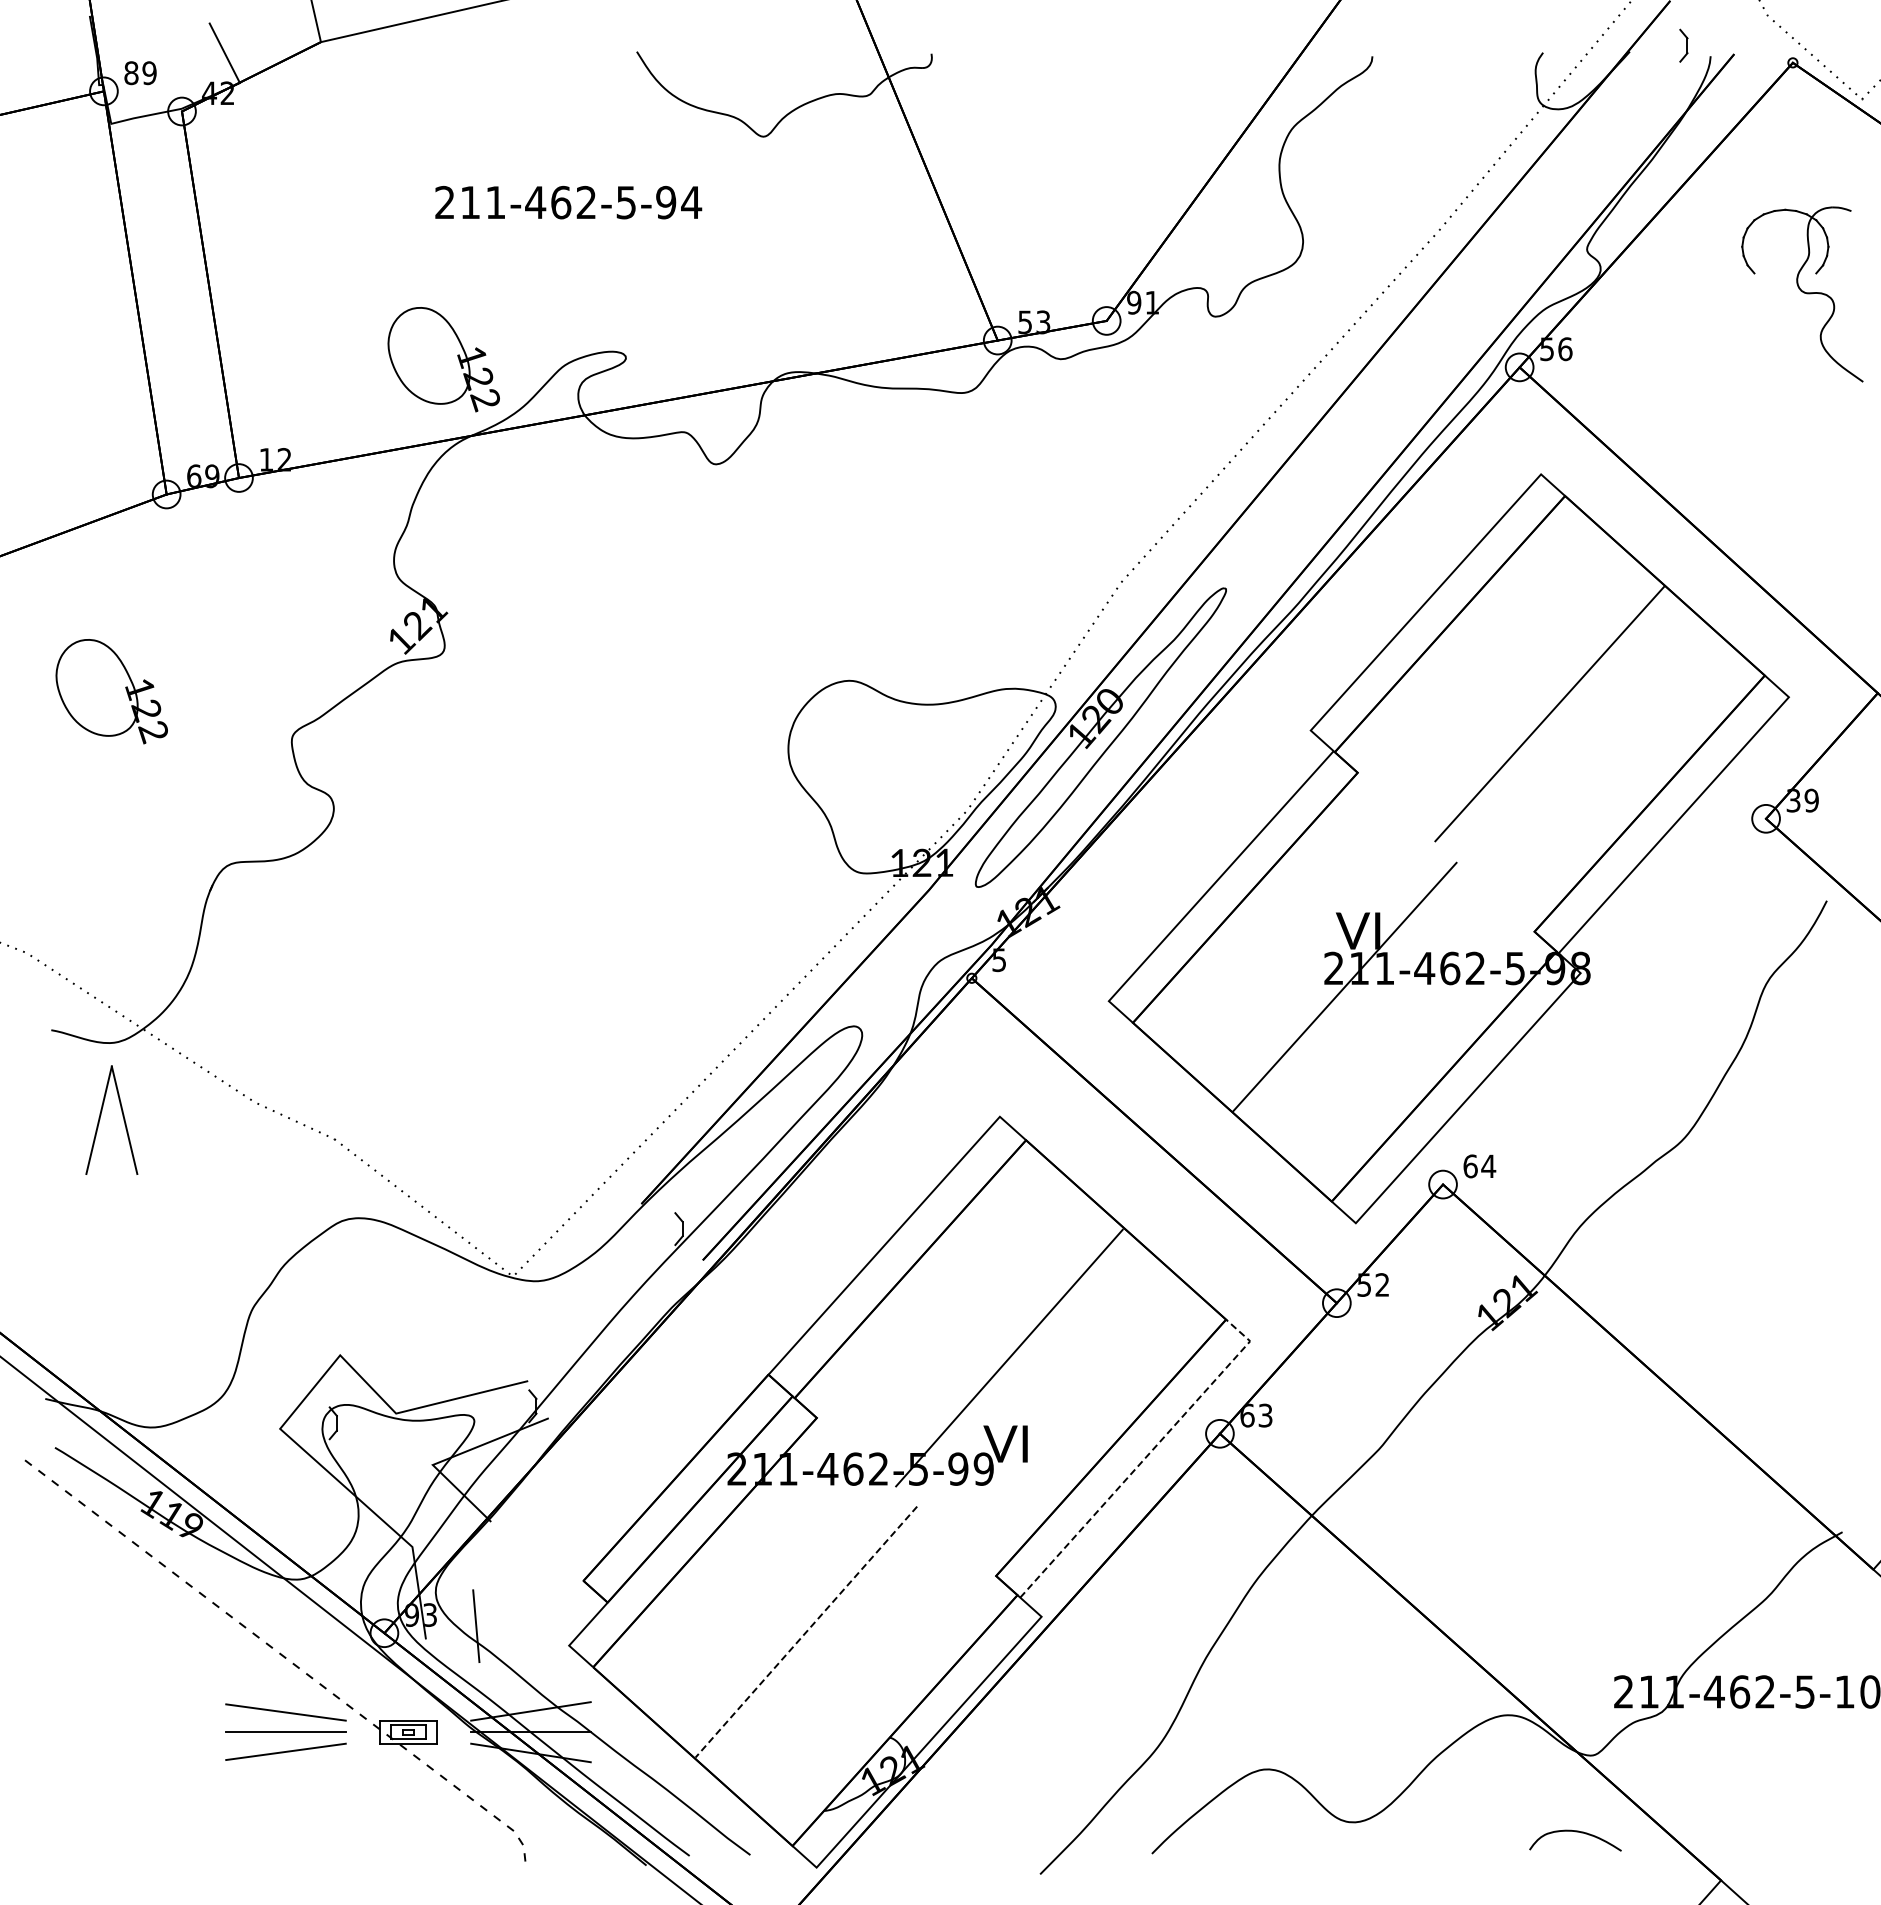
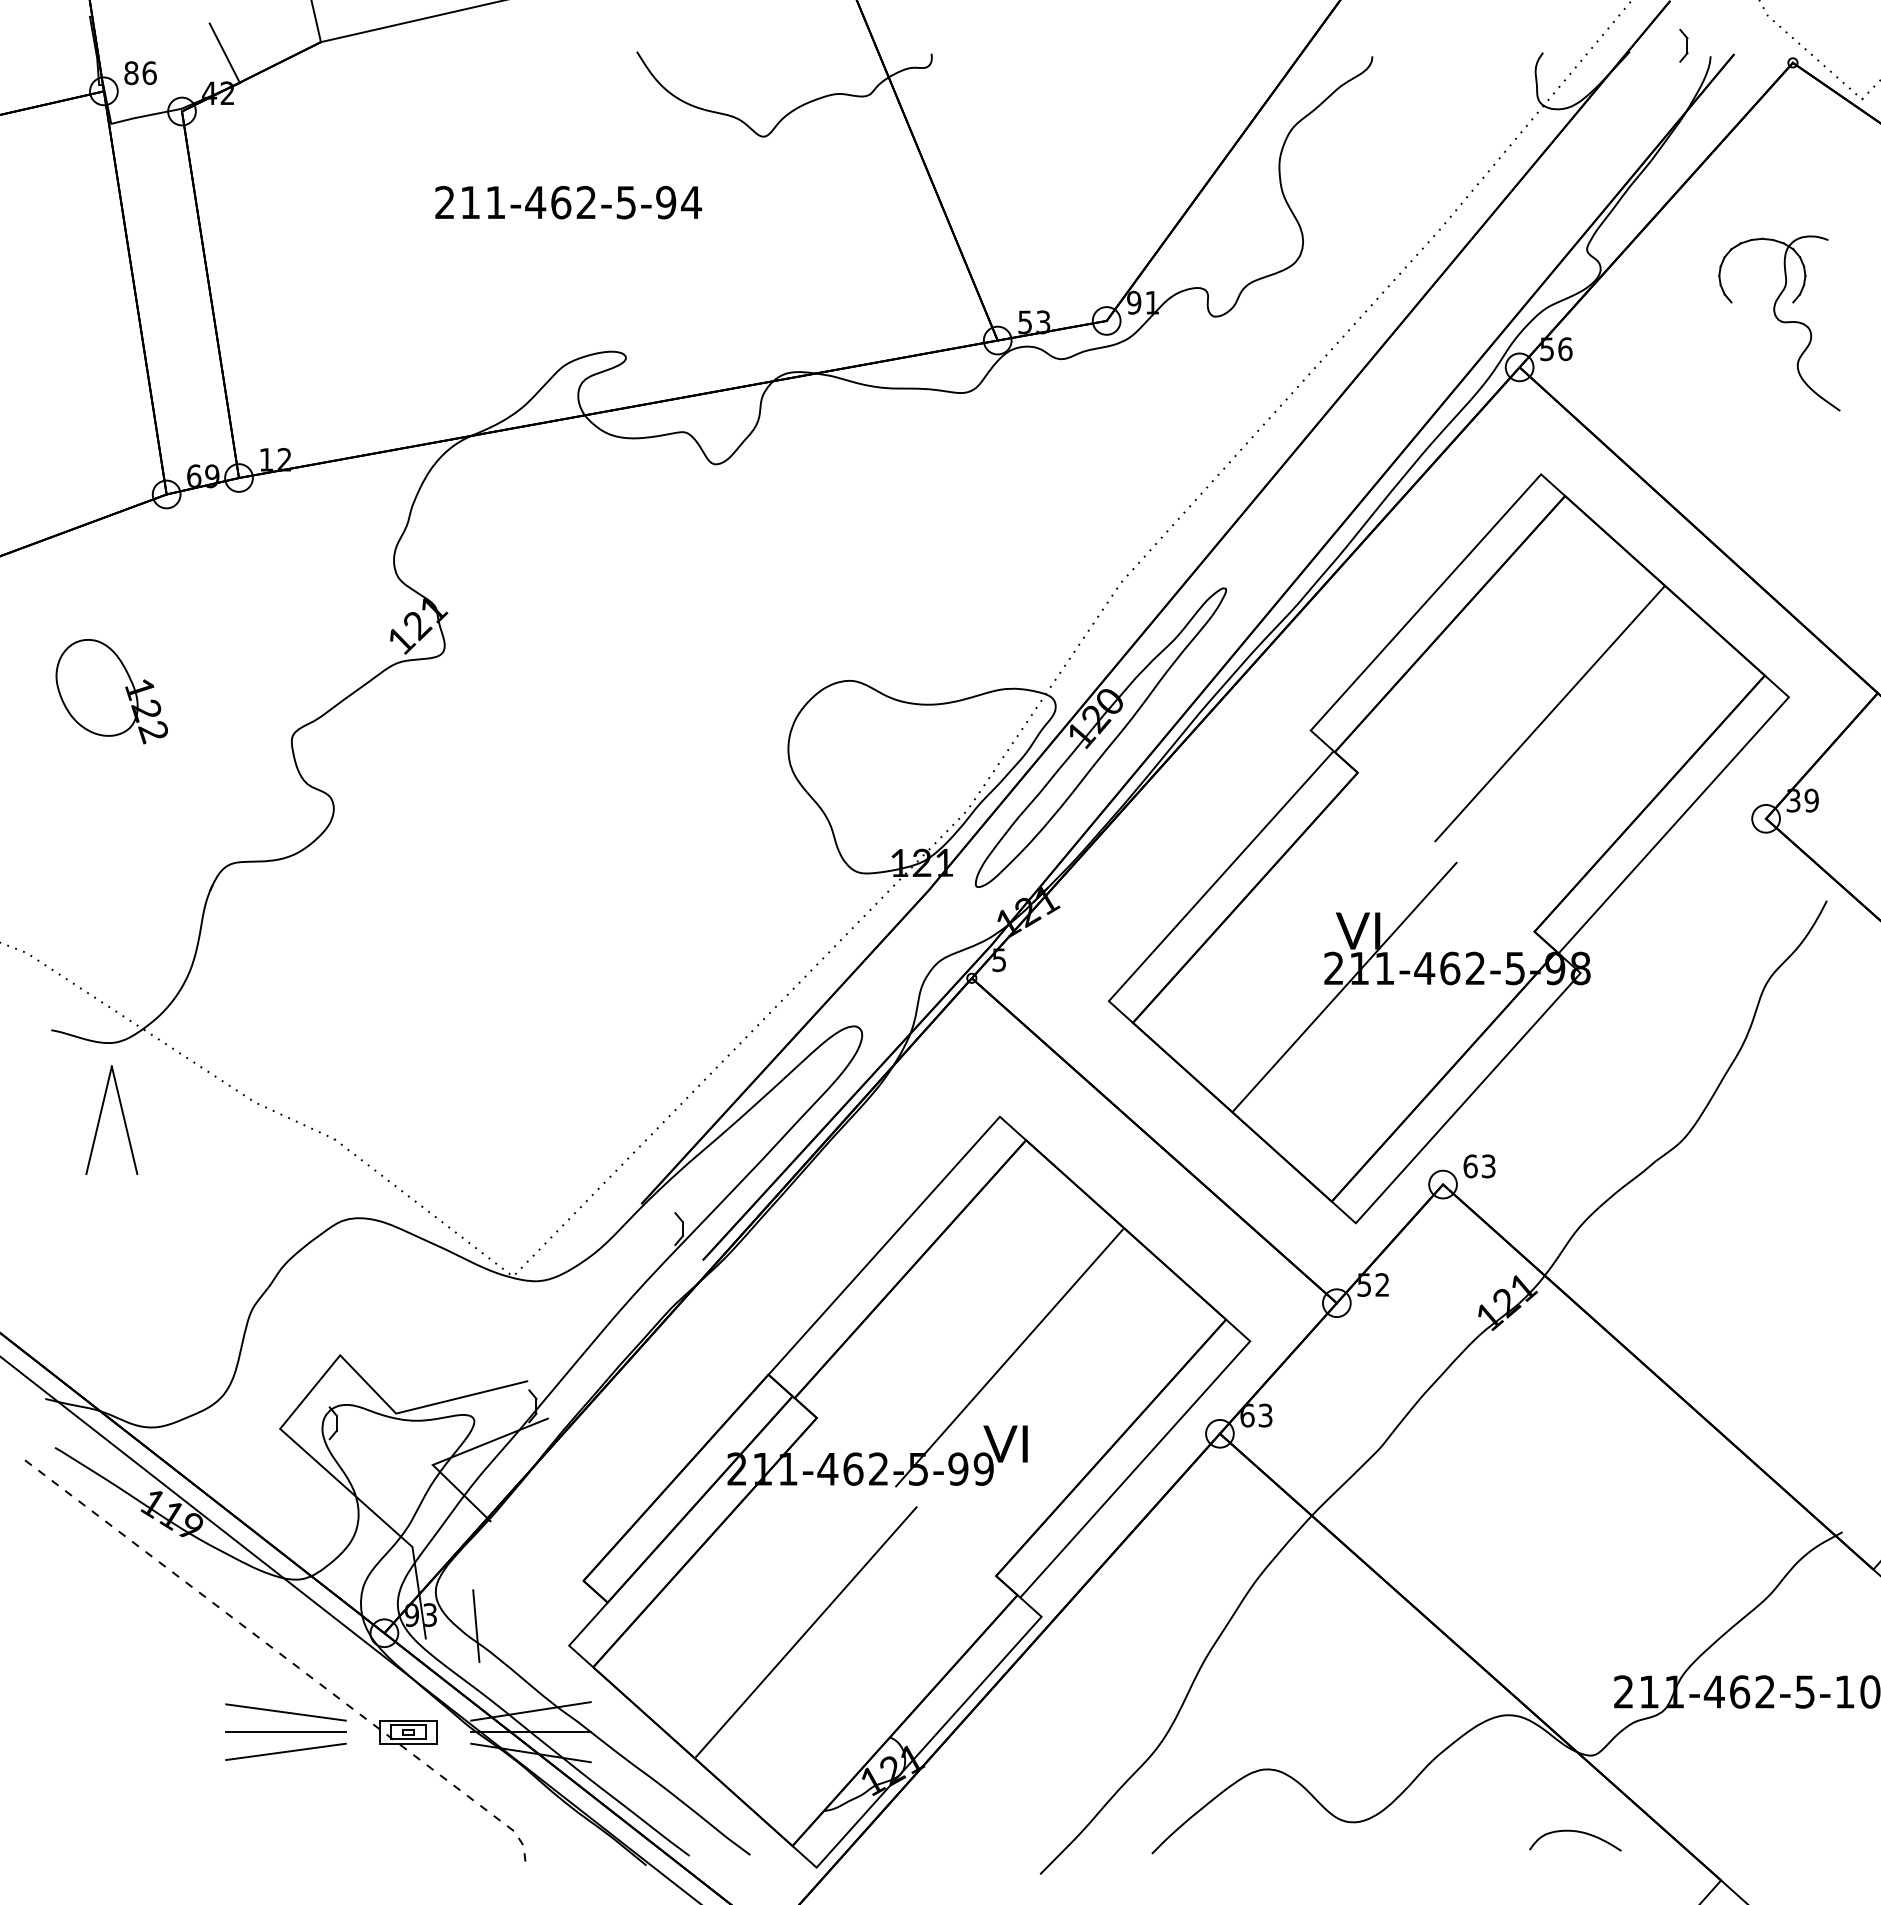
text: 89 -> 86 (149, 73)
part position: (1802, 294) -> (1779, 323) (1779, 323)
part: present -> none (443, 359)
text: 64 -> 63 (1488, 1166)
line: dashed -> solid (1146, 1456)
line: dashed -> solid (806, 1632)
